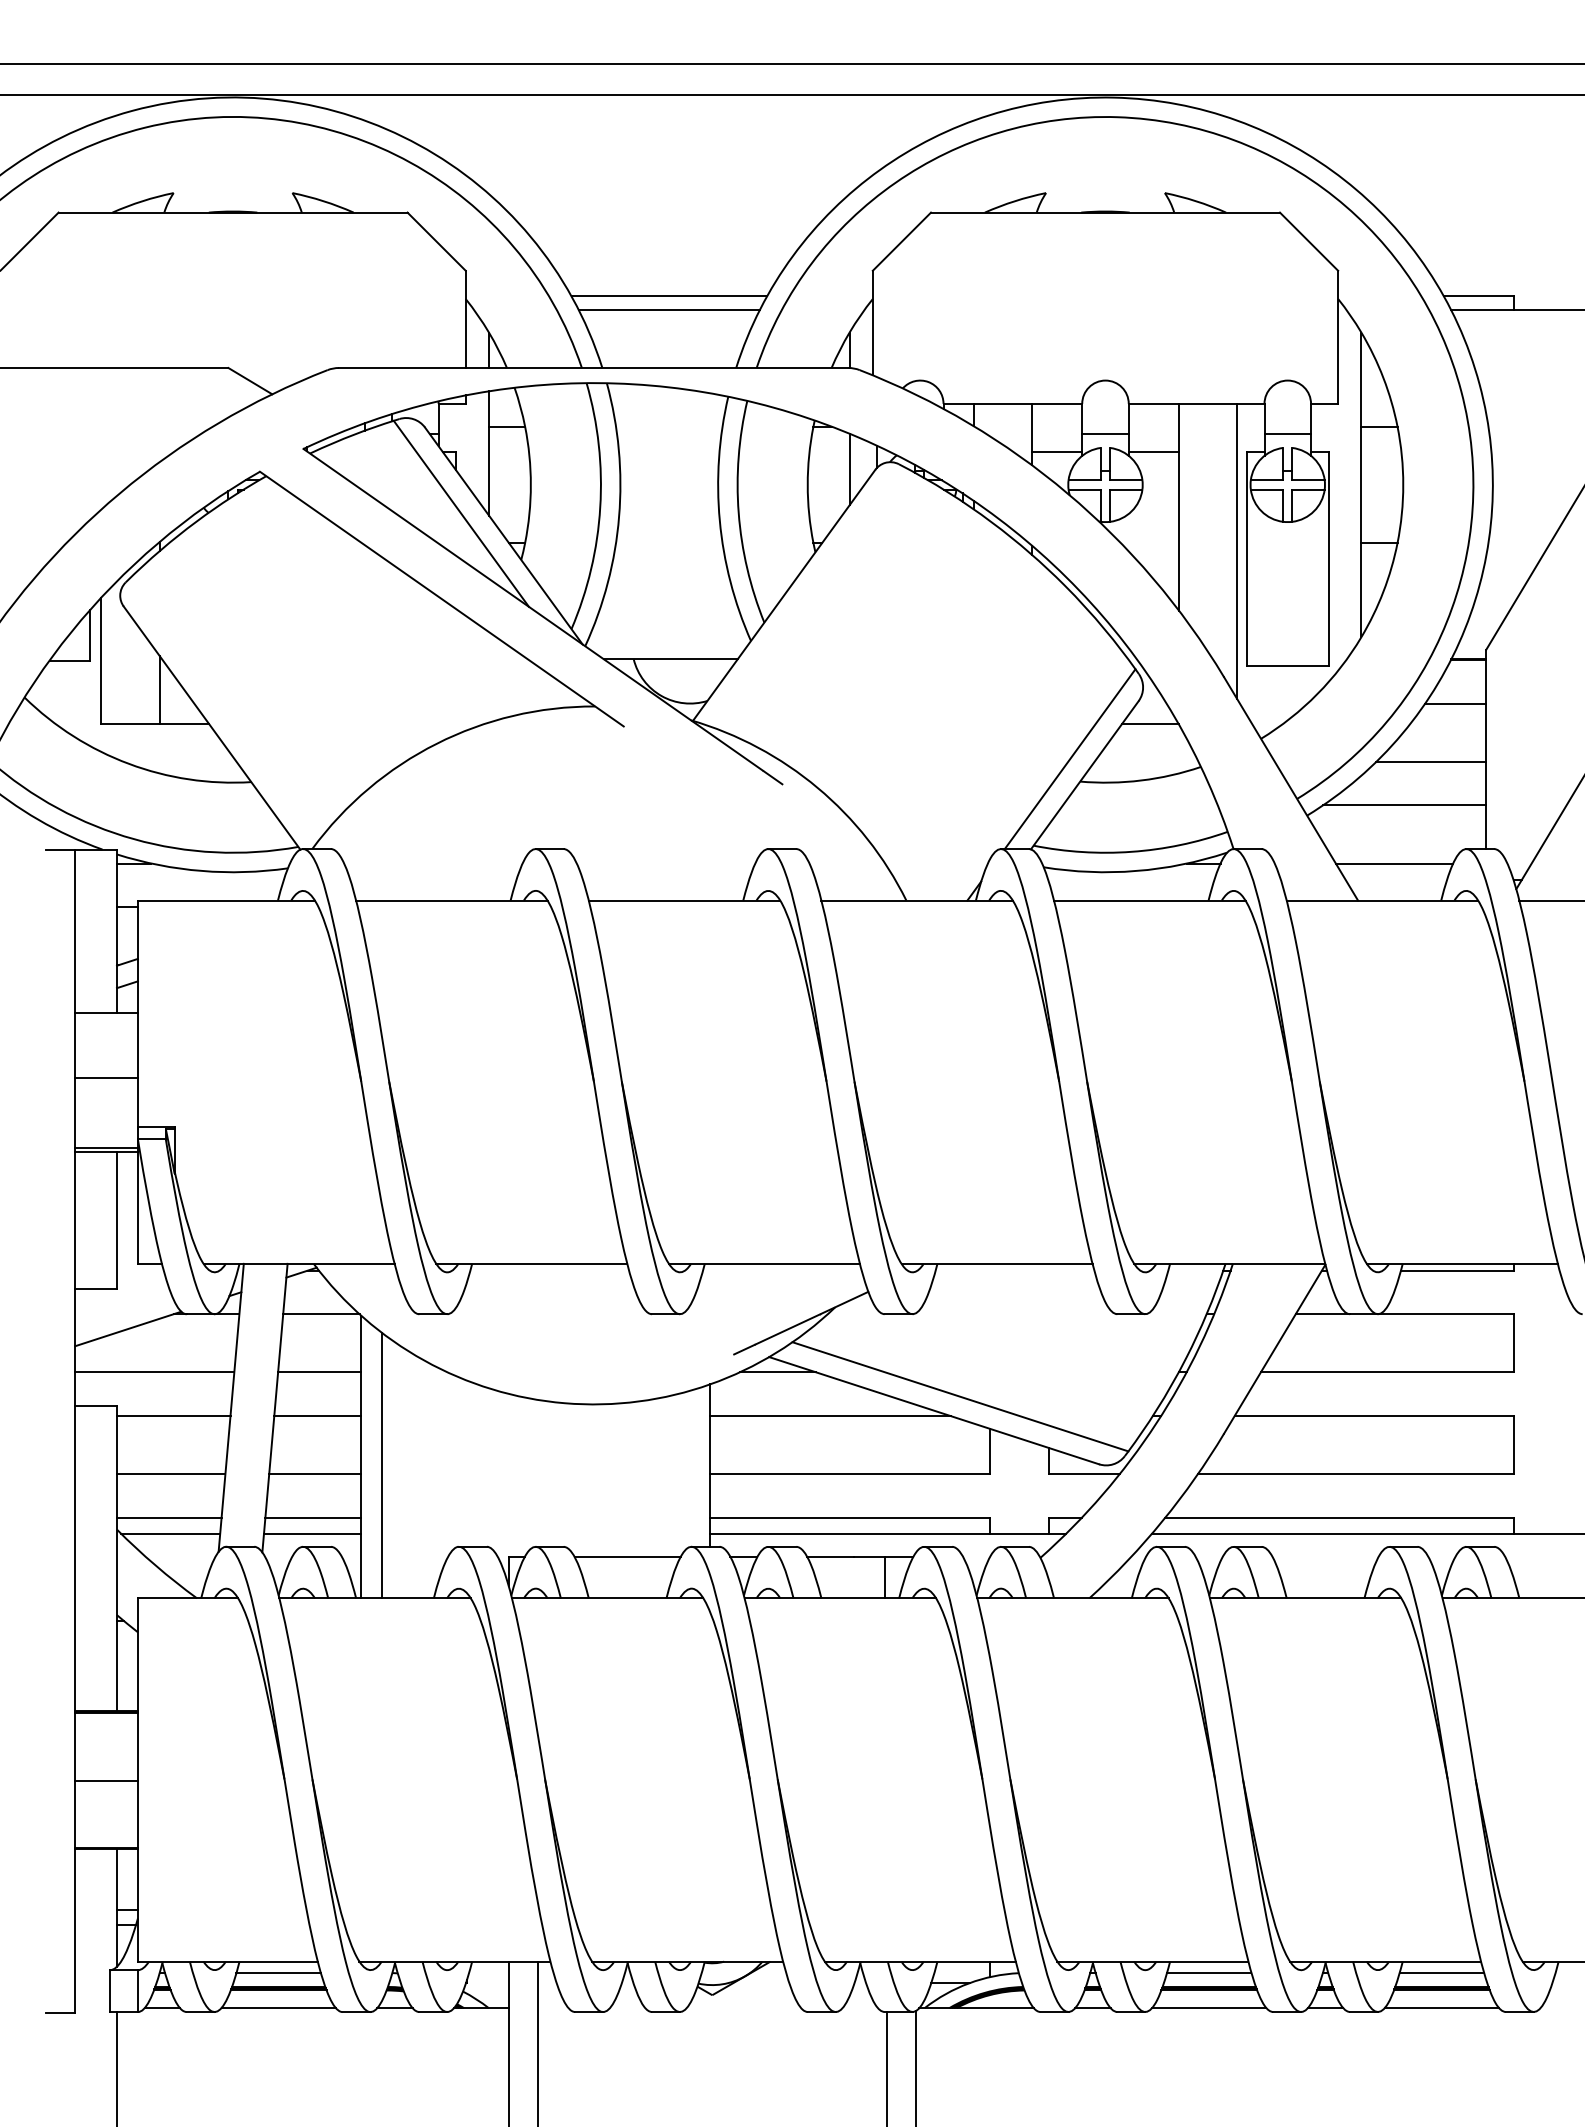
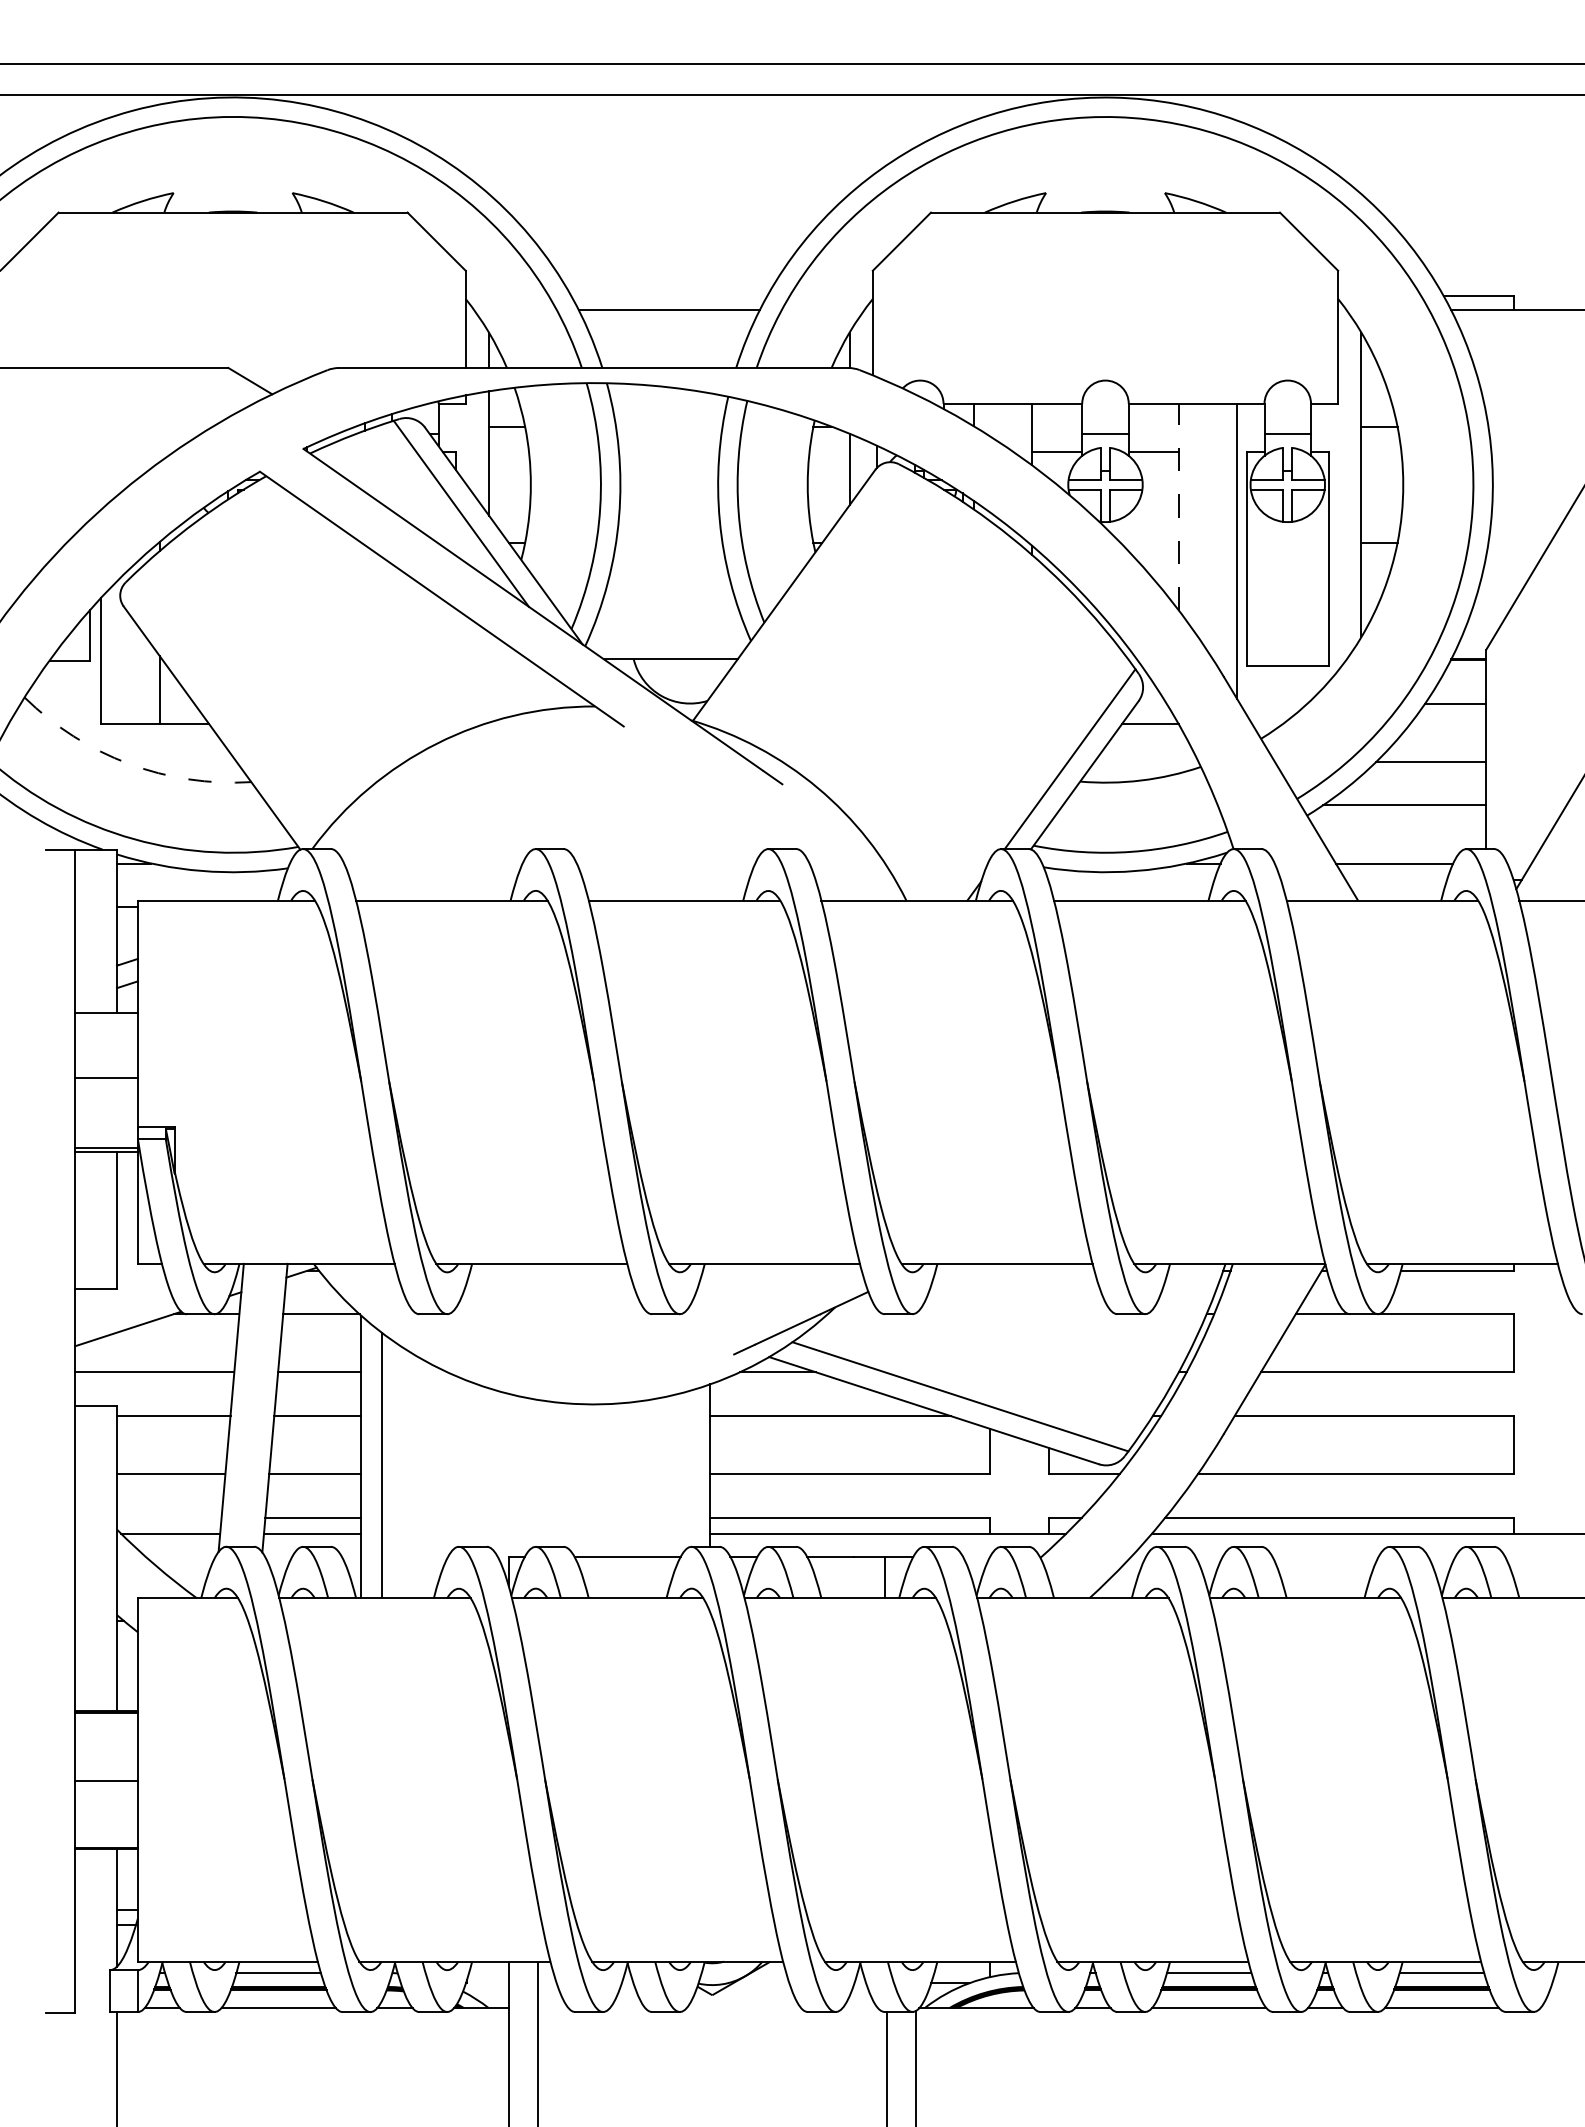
line: present -> none (669, 296)
line: solid -> dashed (1179, 506)
arc: solid -> dashed (128, 763)
line: present -> none (168, 1517)
